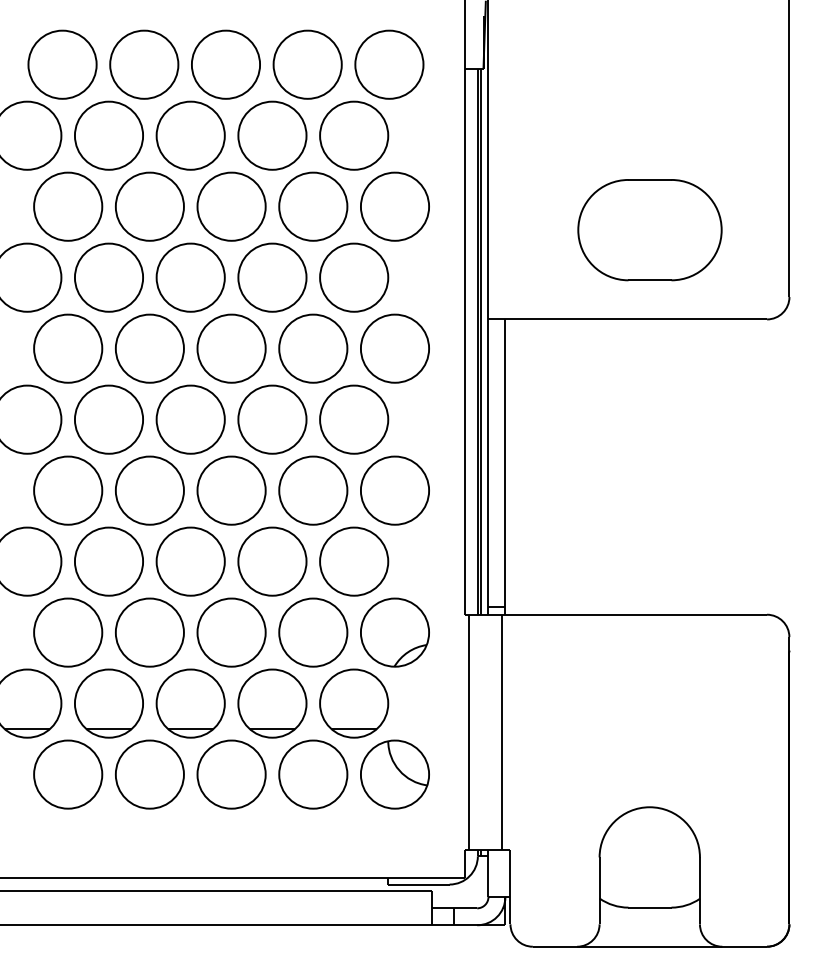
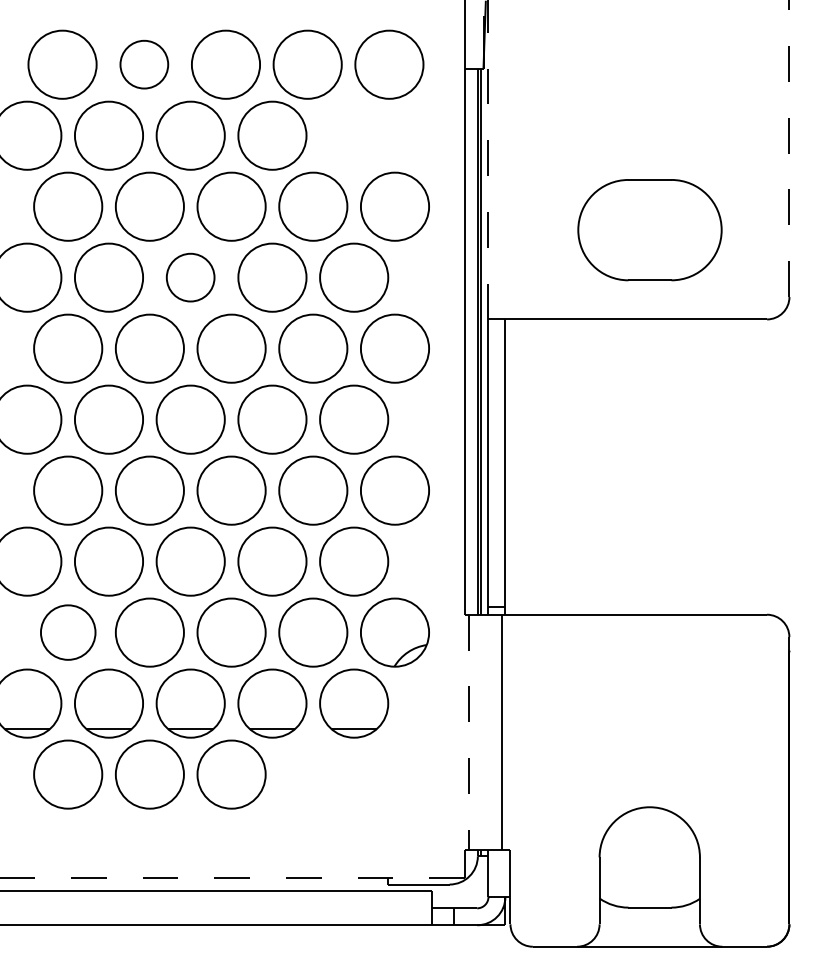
part size: 71x71 px -> 51x51 px (144, 64)
part: present -> none (354, 135)
line: solid -> dashed (789, 148)
line: solid -> dashed (488, 159)
part size: 71x71 px -> 51x51 px (190, 277)
part size: 71x71 px -> 57x57 px (68, 632)
line: solid -> dashed (468, 732)
part: present -> none (313, 774)
part: present -> none (394, 774)
line: solid -> dashed (232, 877)
